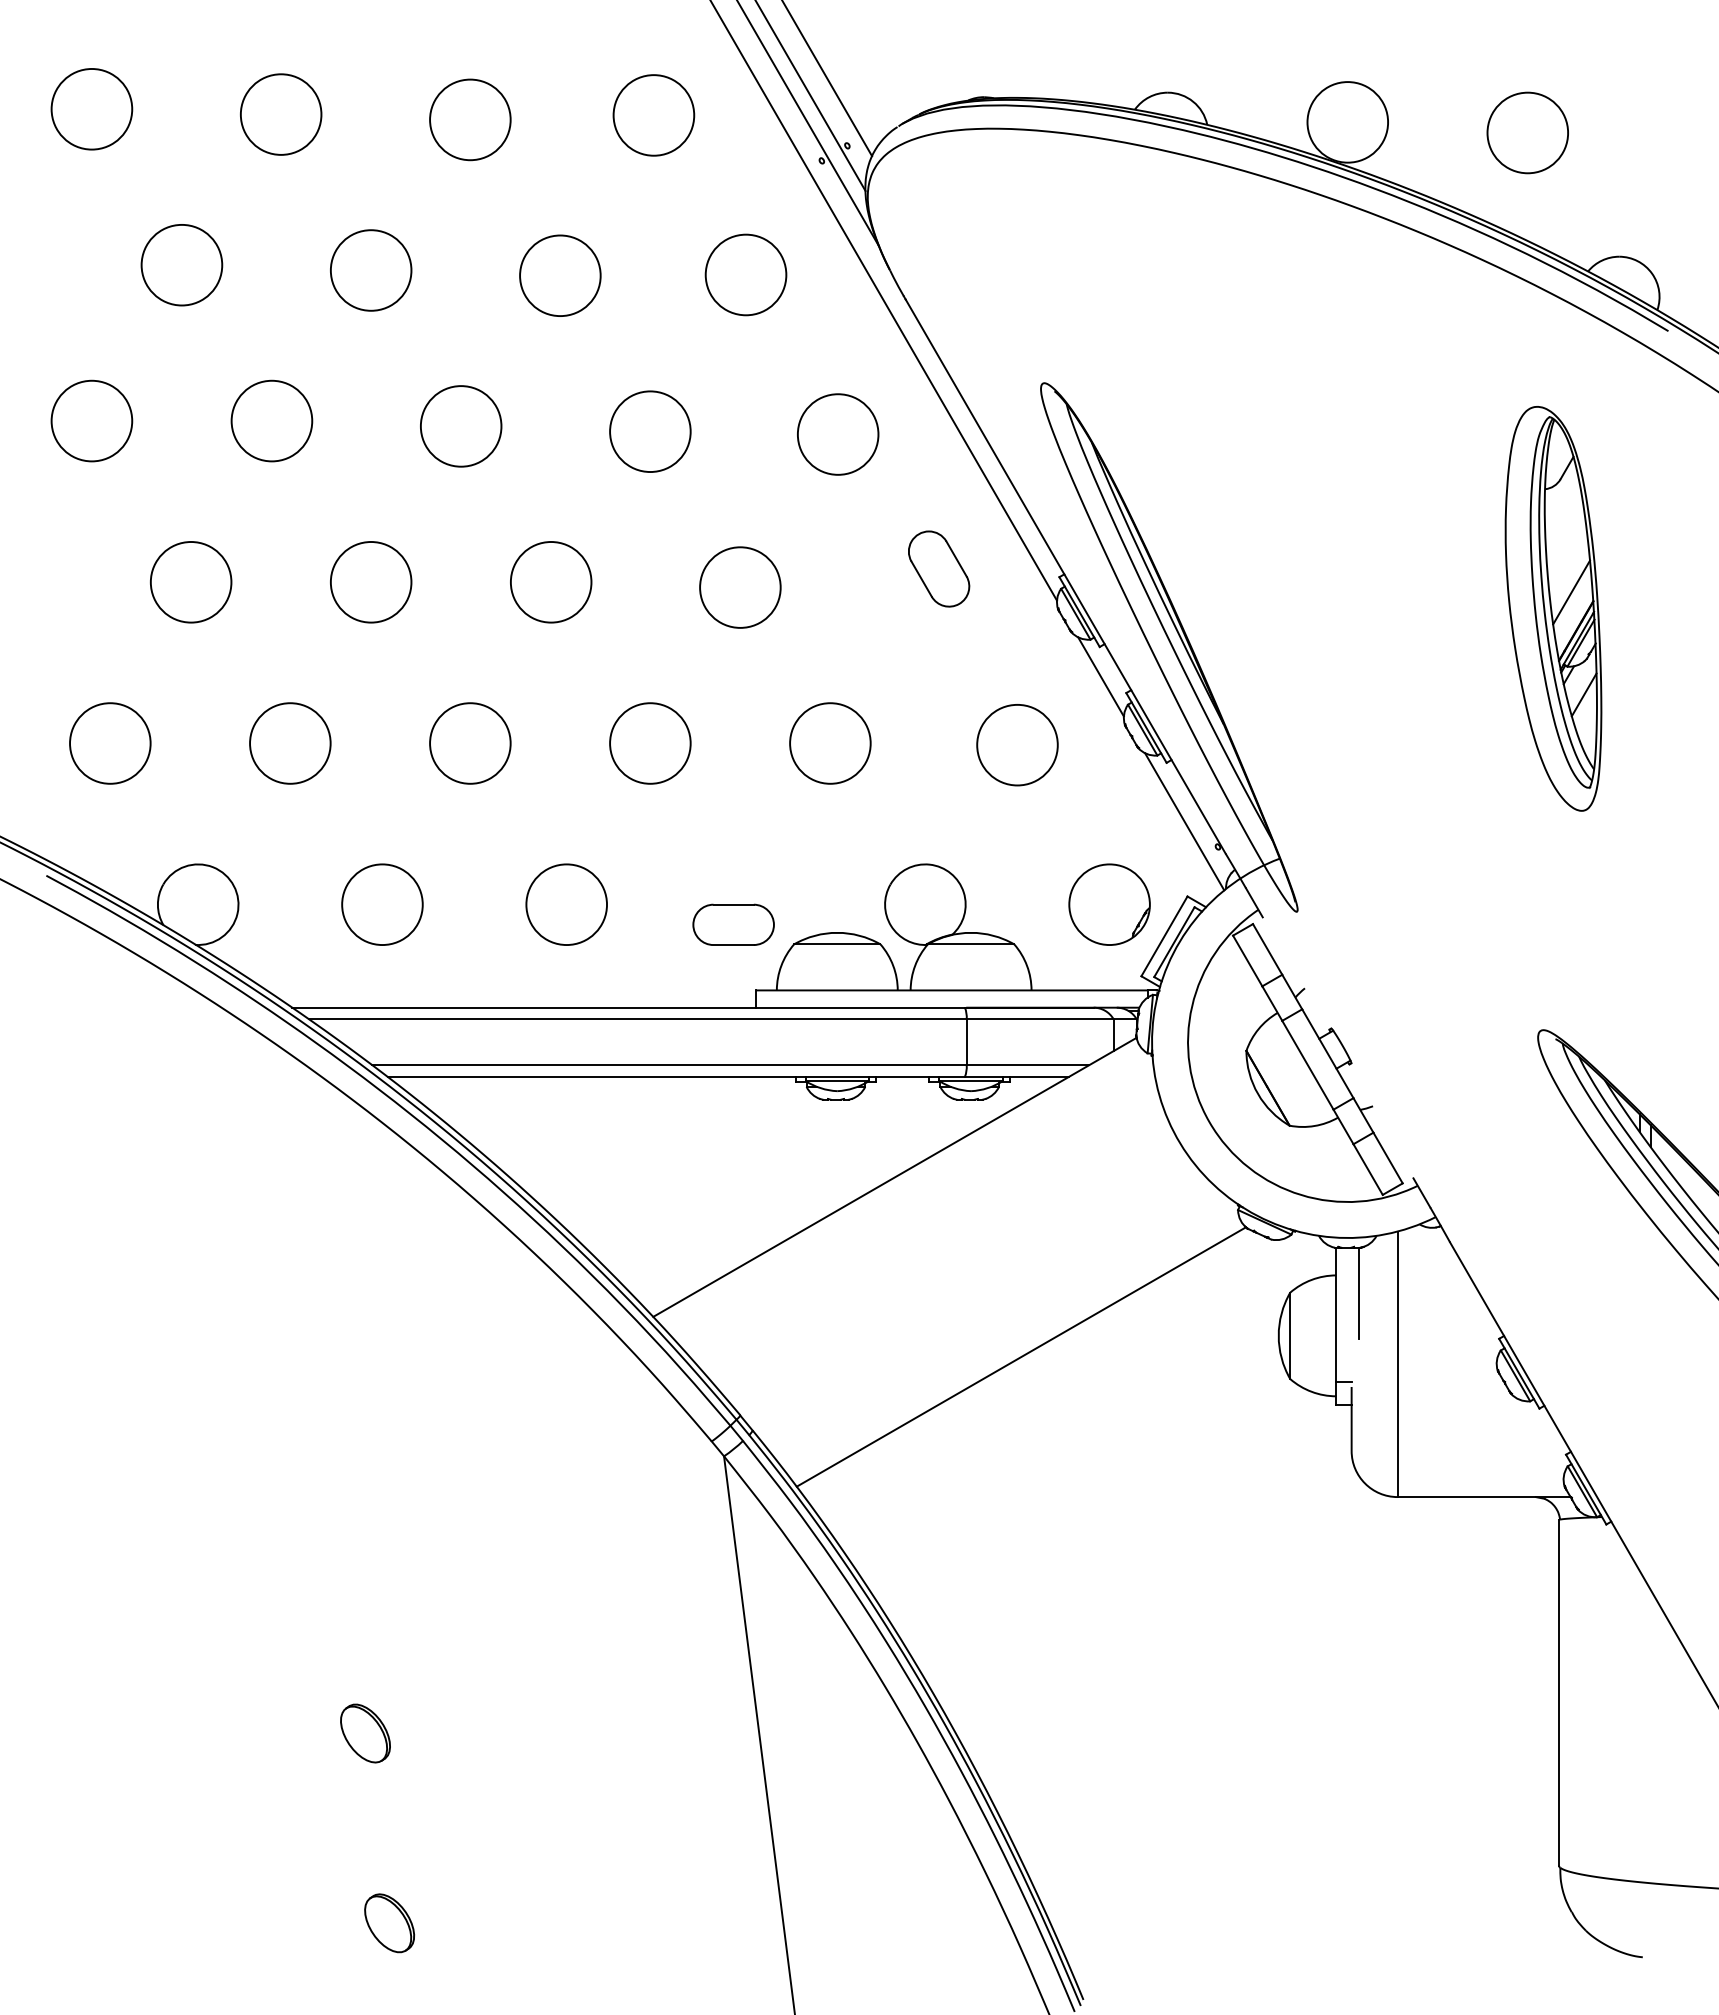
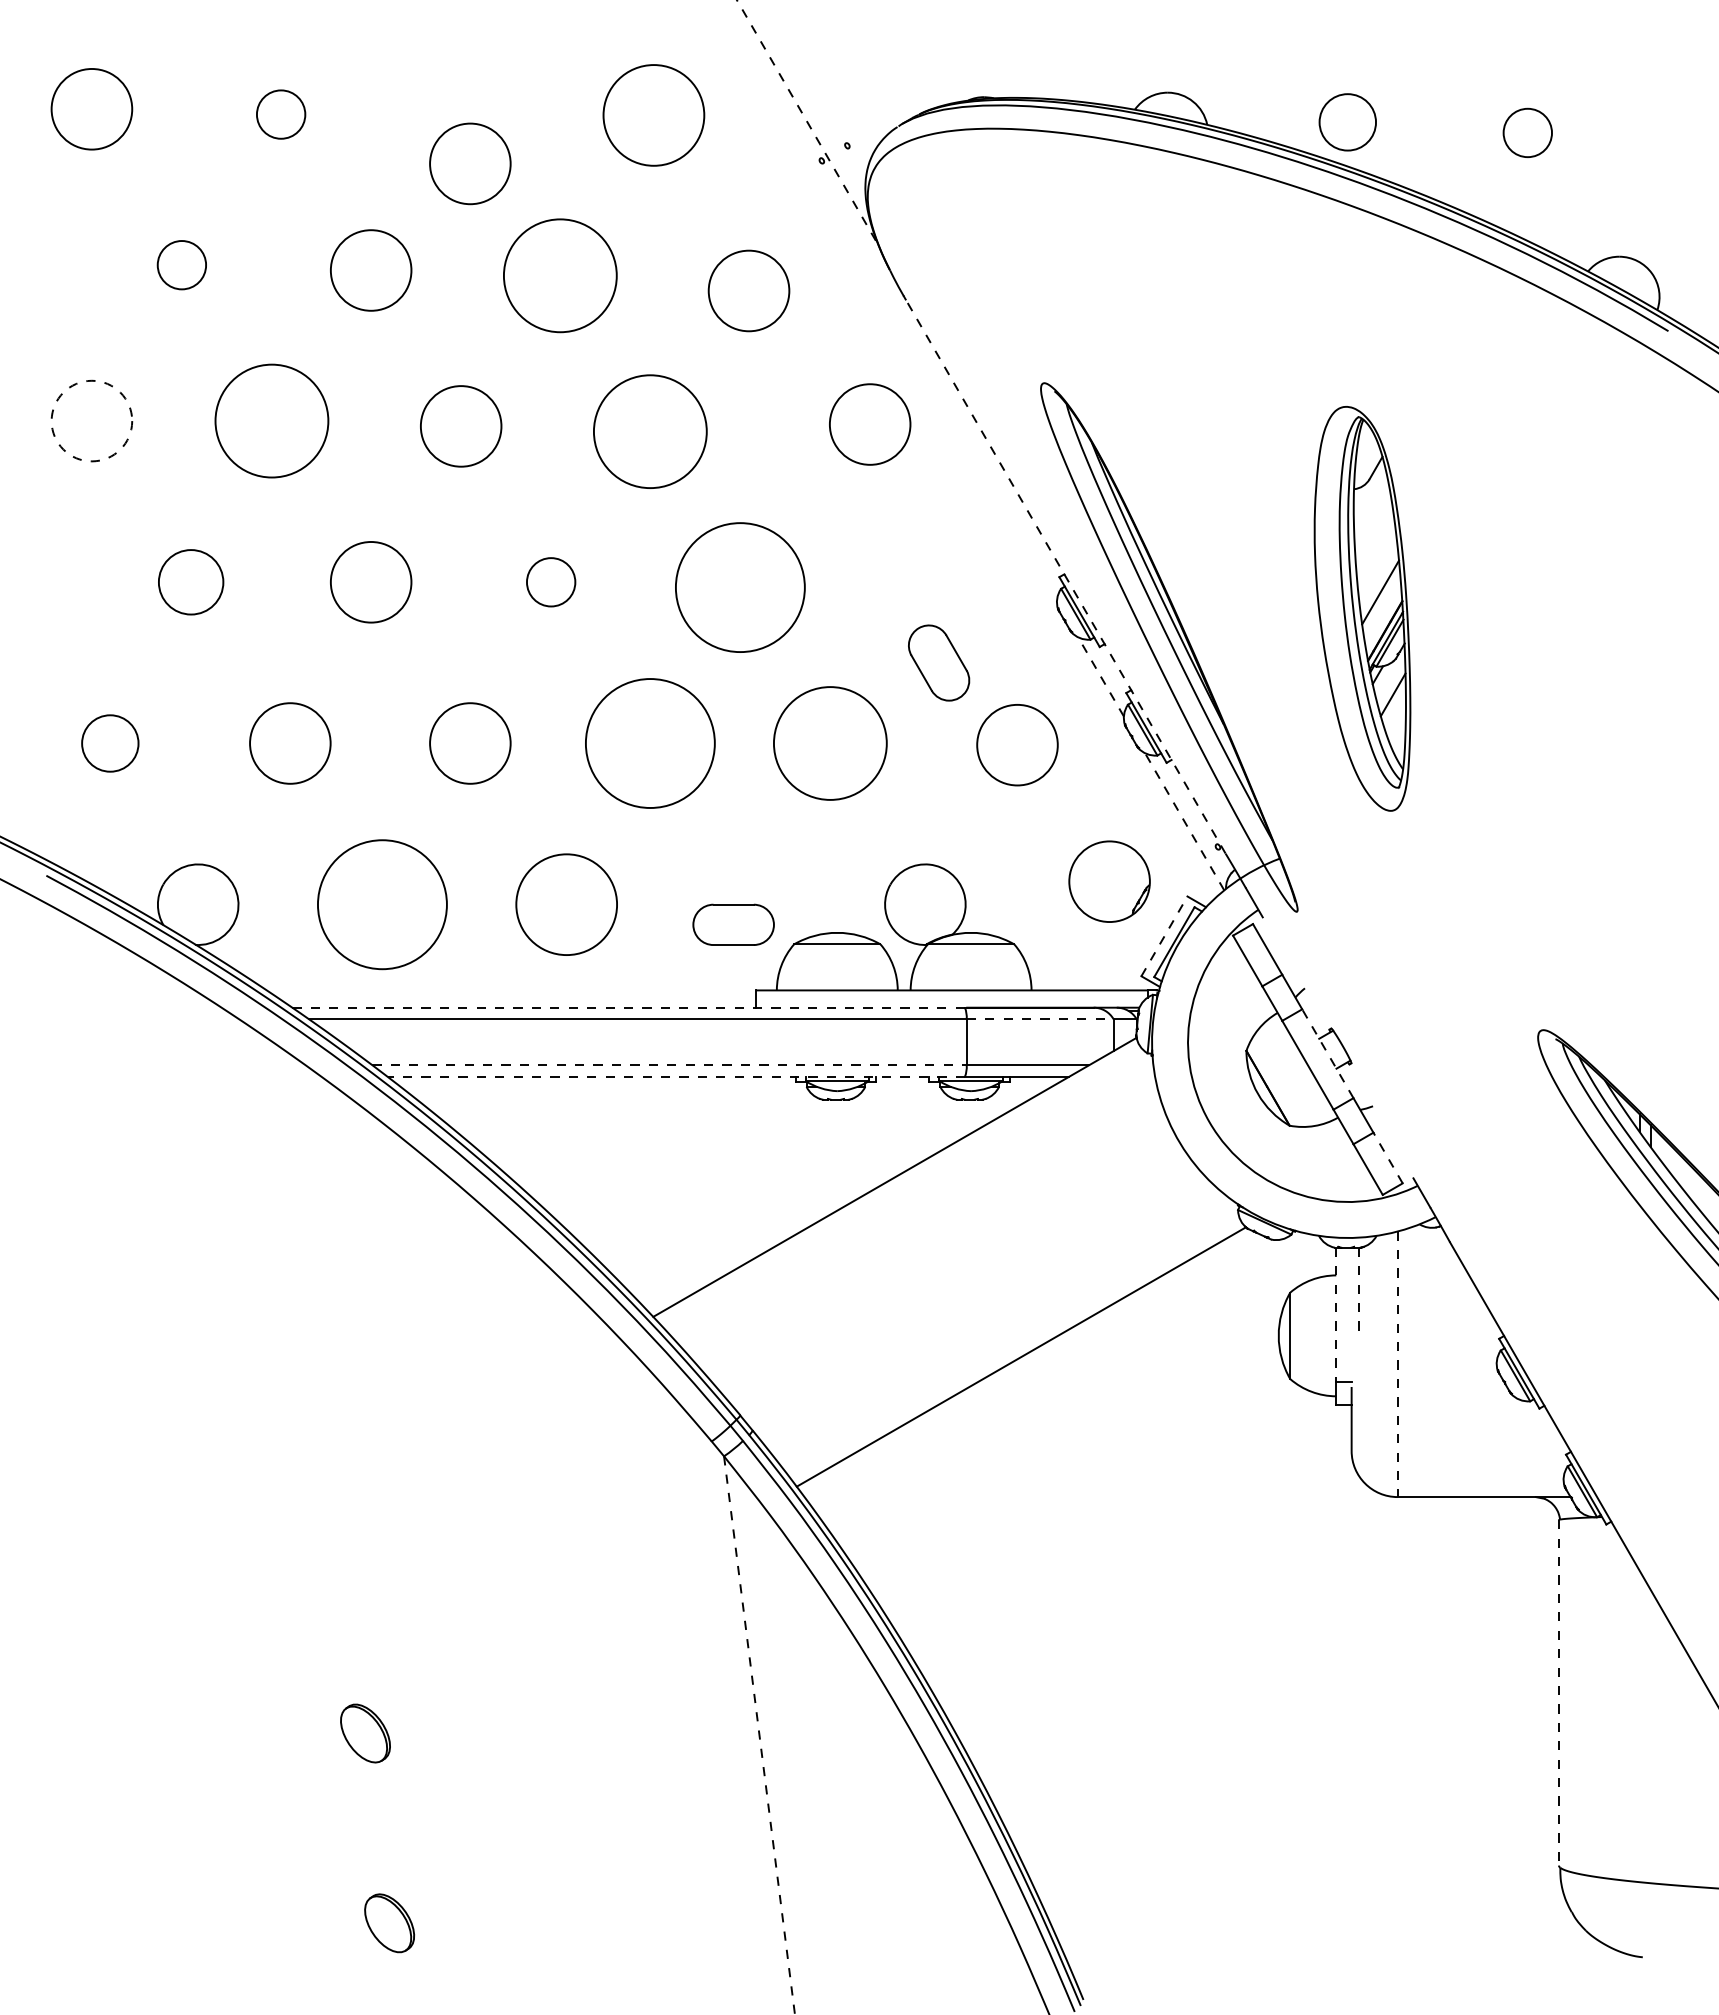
line: present -> none (827, 79)
line: present -> none (810, 96)
circle diameter: 81 px -> 48 px (280, 114)
circle diameter: 81 px -> 101 px (653, 115)
circle position: (470, 119) -> (470, 163) (470, 163)
circle diameter: 81 px -> 56 px (1347, 122)
line: solid -> dashed (807, 123)
circle diameter: 81 px -> 48 px (1527, 132)
circle diameter: 81 px -> 48 px (181, 265)
circle position: (745, 274) -> (748, 290) (748, 290)
circle diameter: 81 px -> 113 px (559, 275)
line: present -> none (884, 301)
circle: solid -> dashed (91, 420)
circle diameter: 81 px -> 113 px (271, 420)
circle diameter: 81 px -> 113 px (649, 431)
circle position: (838, 434) -> (870, 424) (870, 424)
part position: (939, 568) -> (939, 662) (939, 662)
line: solid -> dashed (1065, 576)
circle diameter: 81 px -> 64 px (190, 582)
circle diameter: 81 px -> 48 px (550, 582)
circle diameter: 81 px -> 129 px (739, 587)
part position: (1553, 608) -> (1362, 608) (1362, 608)
line: solid -> dashed (1101, 676)
circle diameter: 81 px -> 56 px (110, 743)
circle diameter: 81 px -> 129 px (649, 743)
circle diameter: 81 px -> 113 px (829, 743)
line: solid -> dashed (1184, 821)
circle diameter: 81 px -> 129 px (381, 904)
circle diameter: 81 px -> 101 px (566, 904)
part position: (1109, 904) -> (1109, 881) (1109, 881)
line: solid -> dashed (1164, 935)
line: solid -> dashed (629, 1007)
line: solid -> dashed (1040, 1019)
line: solid -> dashed (1327, 1053)
line: solid -> dashed (670, 1065)
line: solid -> dashed (676, 1076)
line: solid -> dashed (1387, 1157)
line: solid -> dashed (1359, 1293)
line: solid -> dashed (1336, 1315)
line: solid -> dashed (1397, 1364)
line: solid -> dashed (1558, 1692)
line: solid -> dashed (759, 1735)
